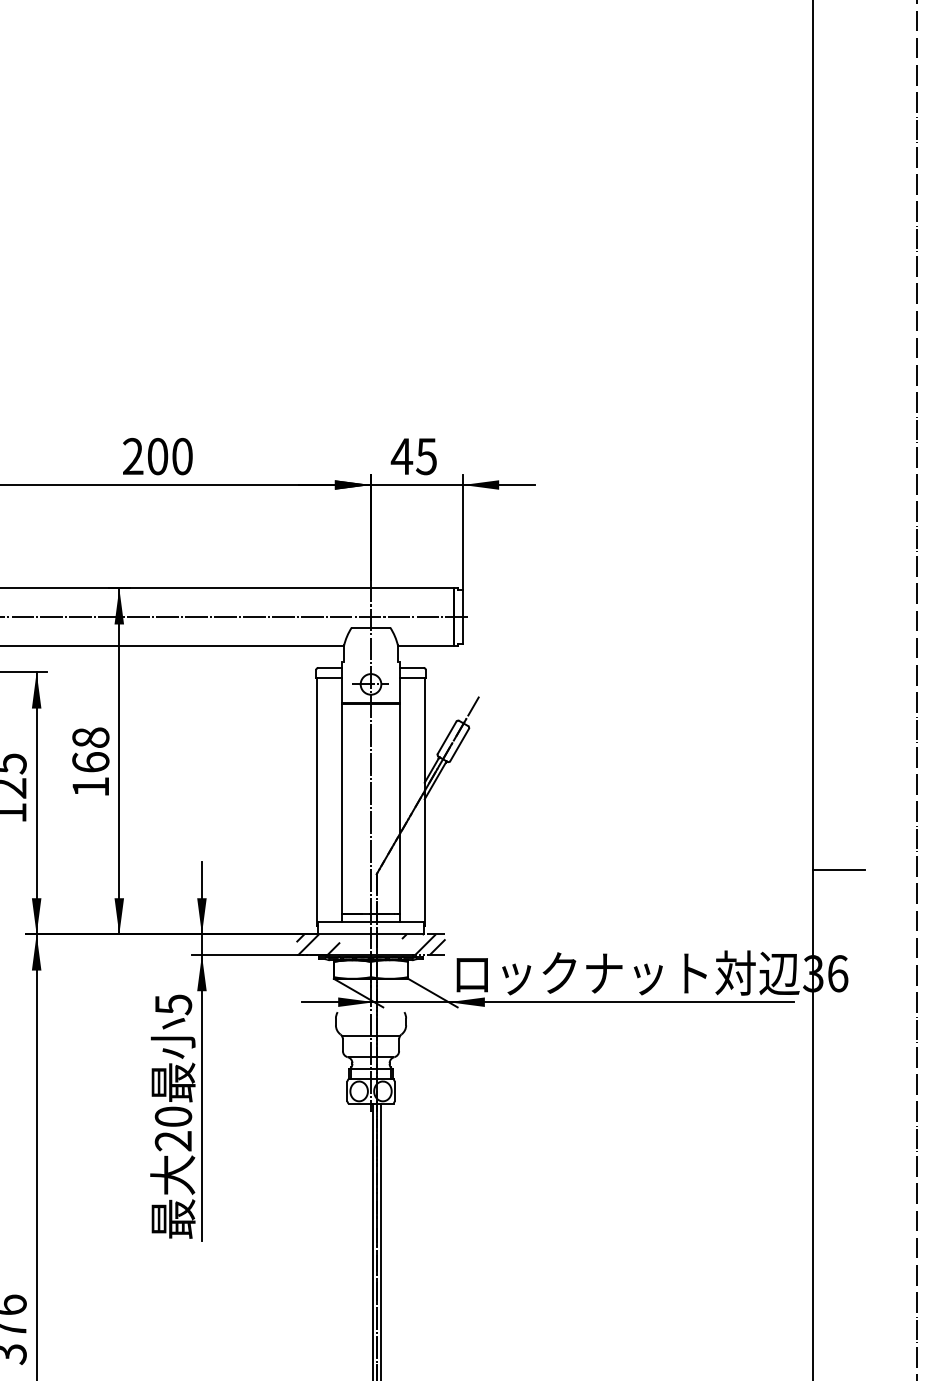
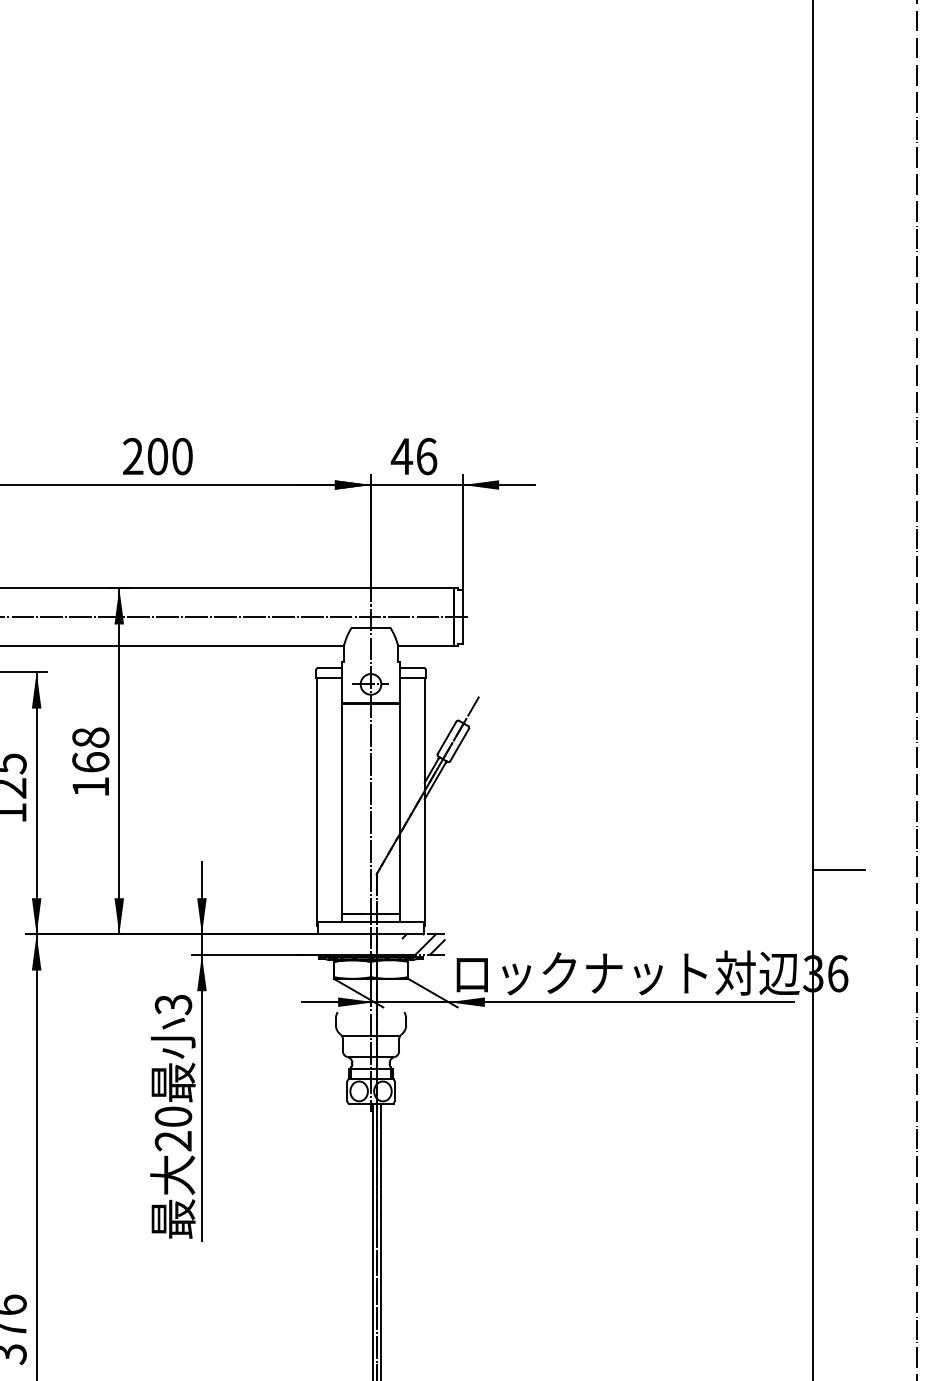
text: 45 -> 46 (426, 456)
hatch: present -> none (318, 944)
text: 5 -> 3 (172, 1004)
